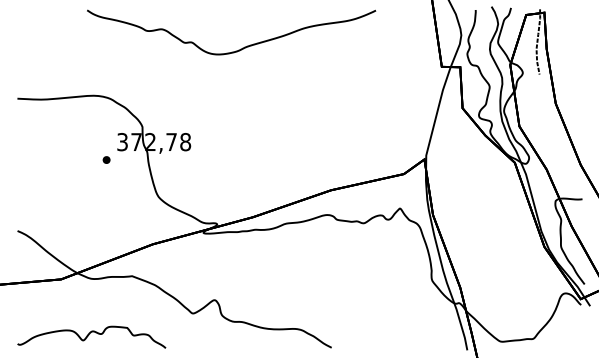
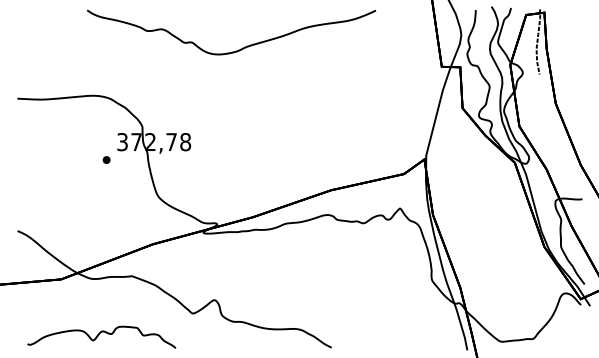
curve position: (89, 335) -> (99, 335) (99, 335)
